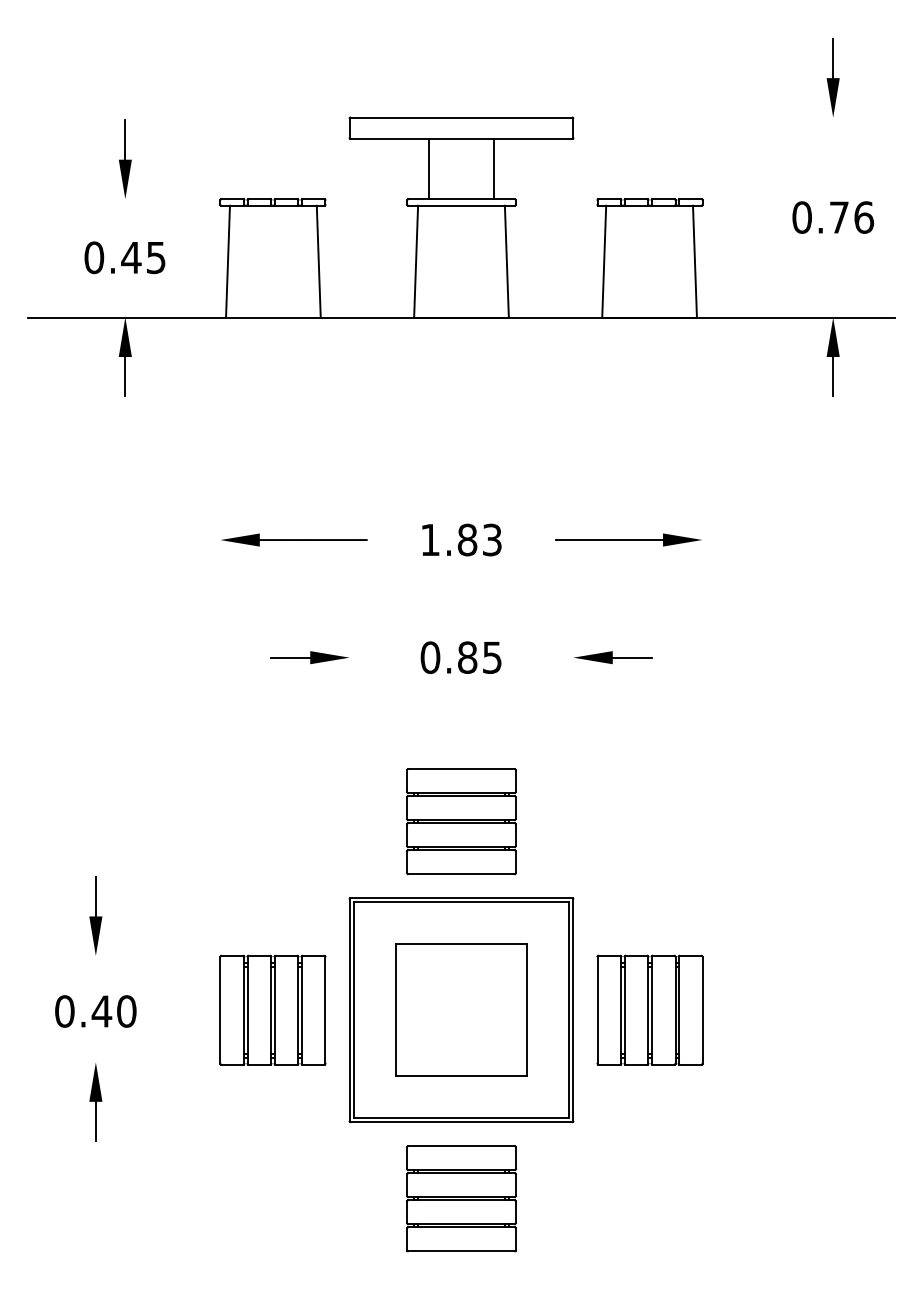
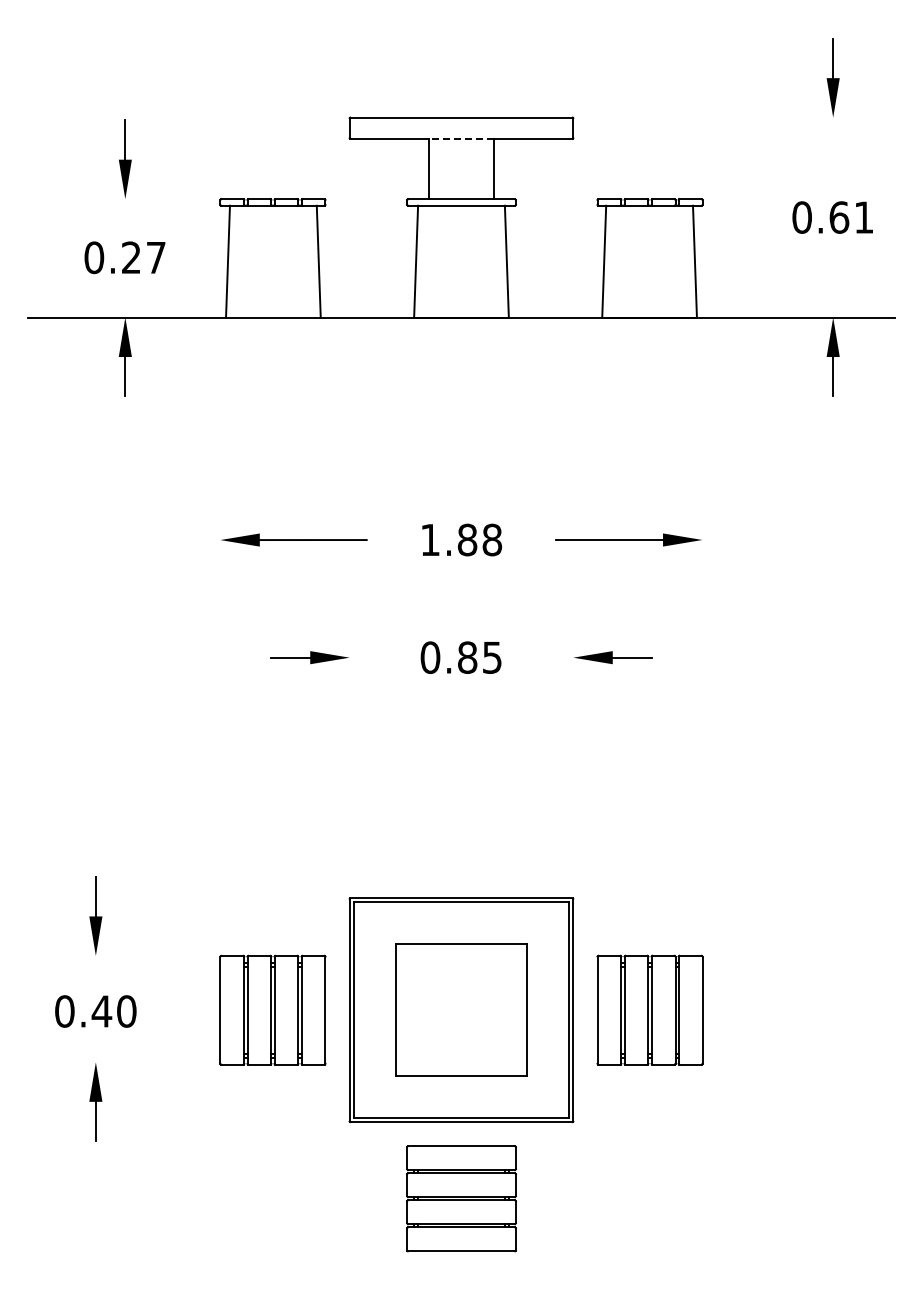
line: solid -> dashed (461, 138)
text: 0.76 -> 0.61 (851, 217)
text: 0.45 -> 0.27 (143, 257)
text: 1.83 -> 1.88 (492, 539)
part: present -> none (461, 821)
